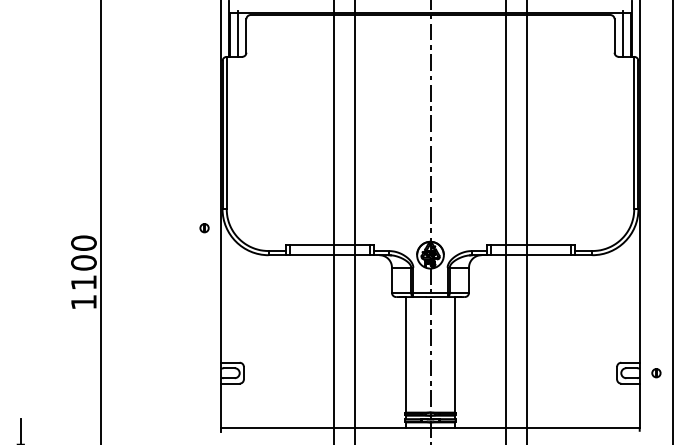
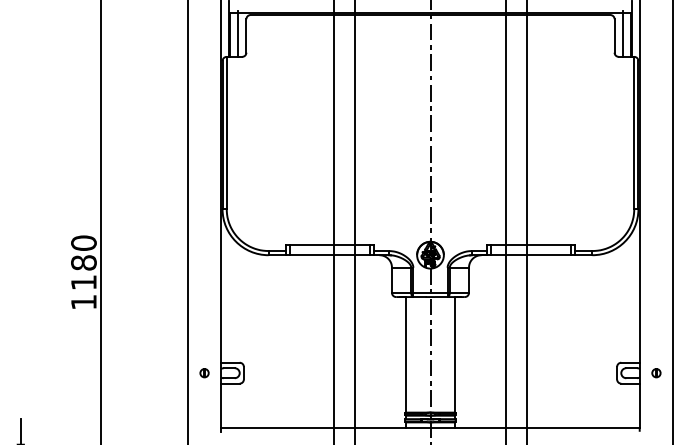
line: none -> present (187, 221)
part position: (204, 228) -> (204, 373) (204, 373)
text: 1100 -> 1180 (83, 262)
